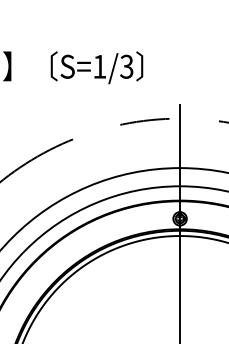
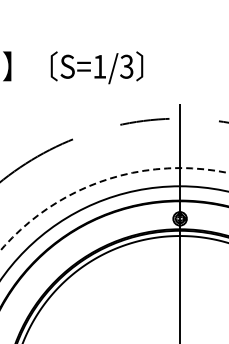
circle: solid -> dashed (114, 209)
